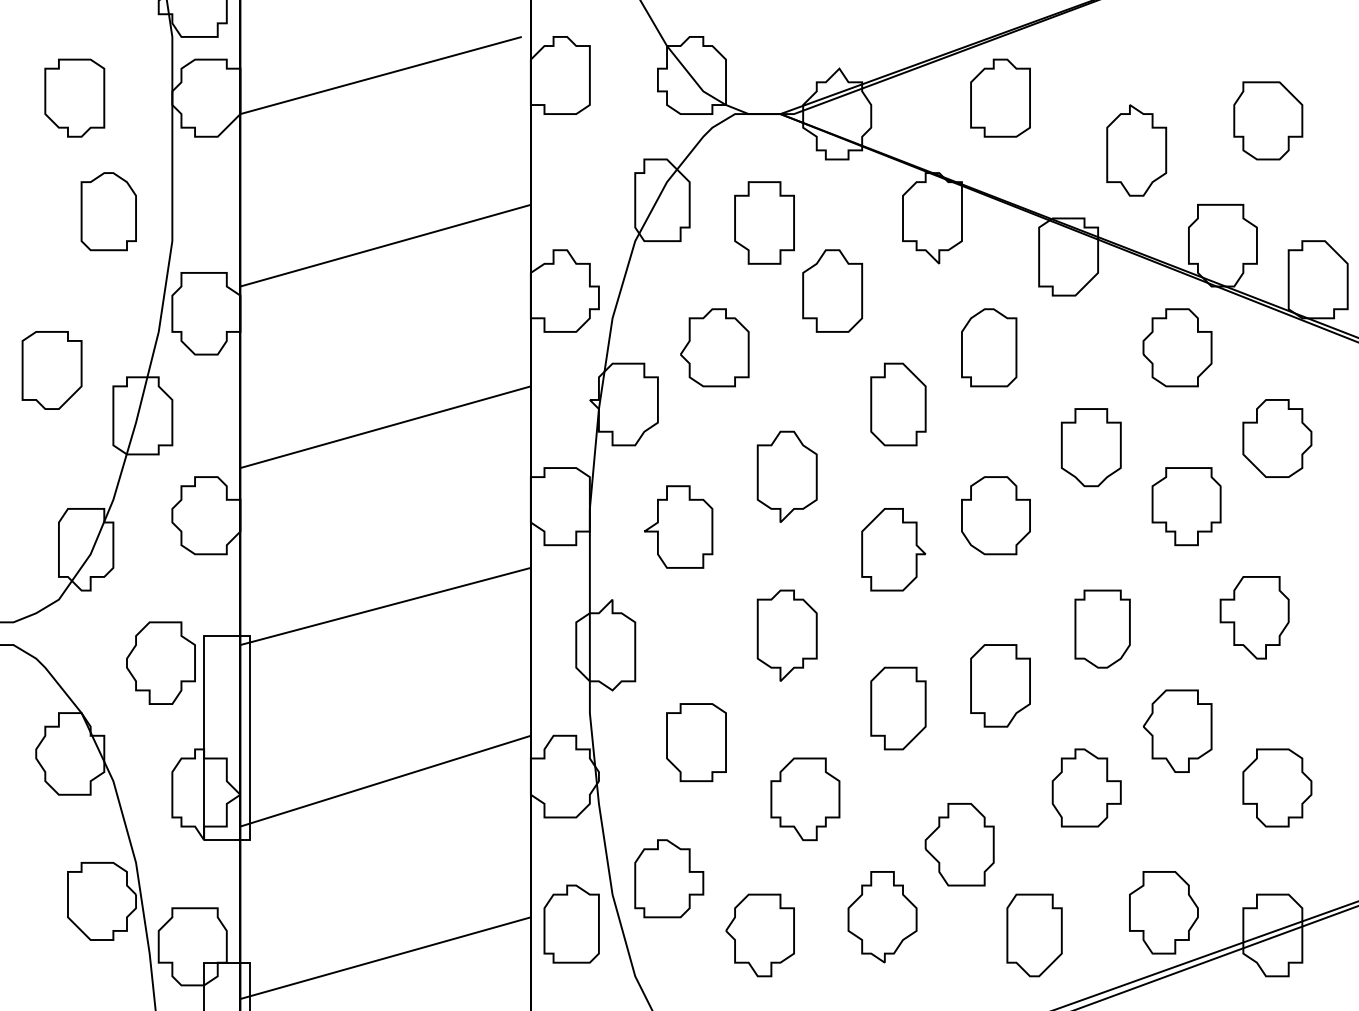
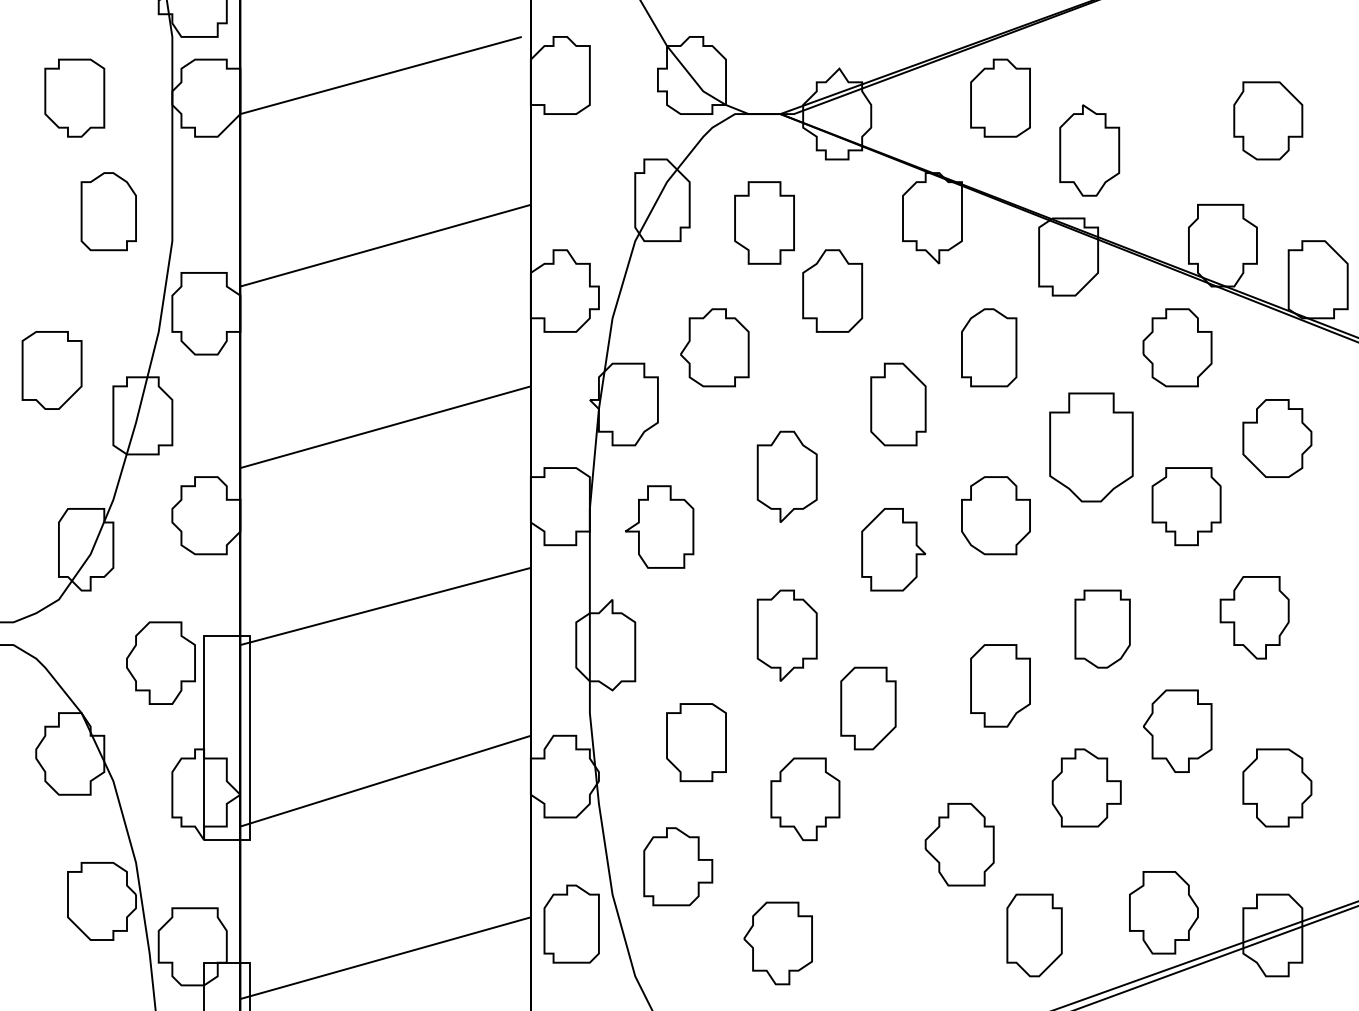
part position: (1136, 150) -> (1089, 150) (1089, 150)
part size: 62x80 px -> 85x111 px (1091, 447)
part position: (678, 526) -> (659, 526) (659, 526)
part position: (898, 708) -> (868, 708) (868, 708)
part position: (669, 878) -> (678, 866) (678, 866)
part: present -> none (882, 917)
part position: (759, 935) -> (777, 943) (777, 943)
